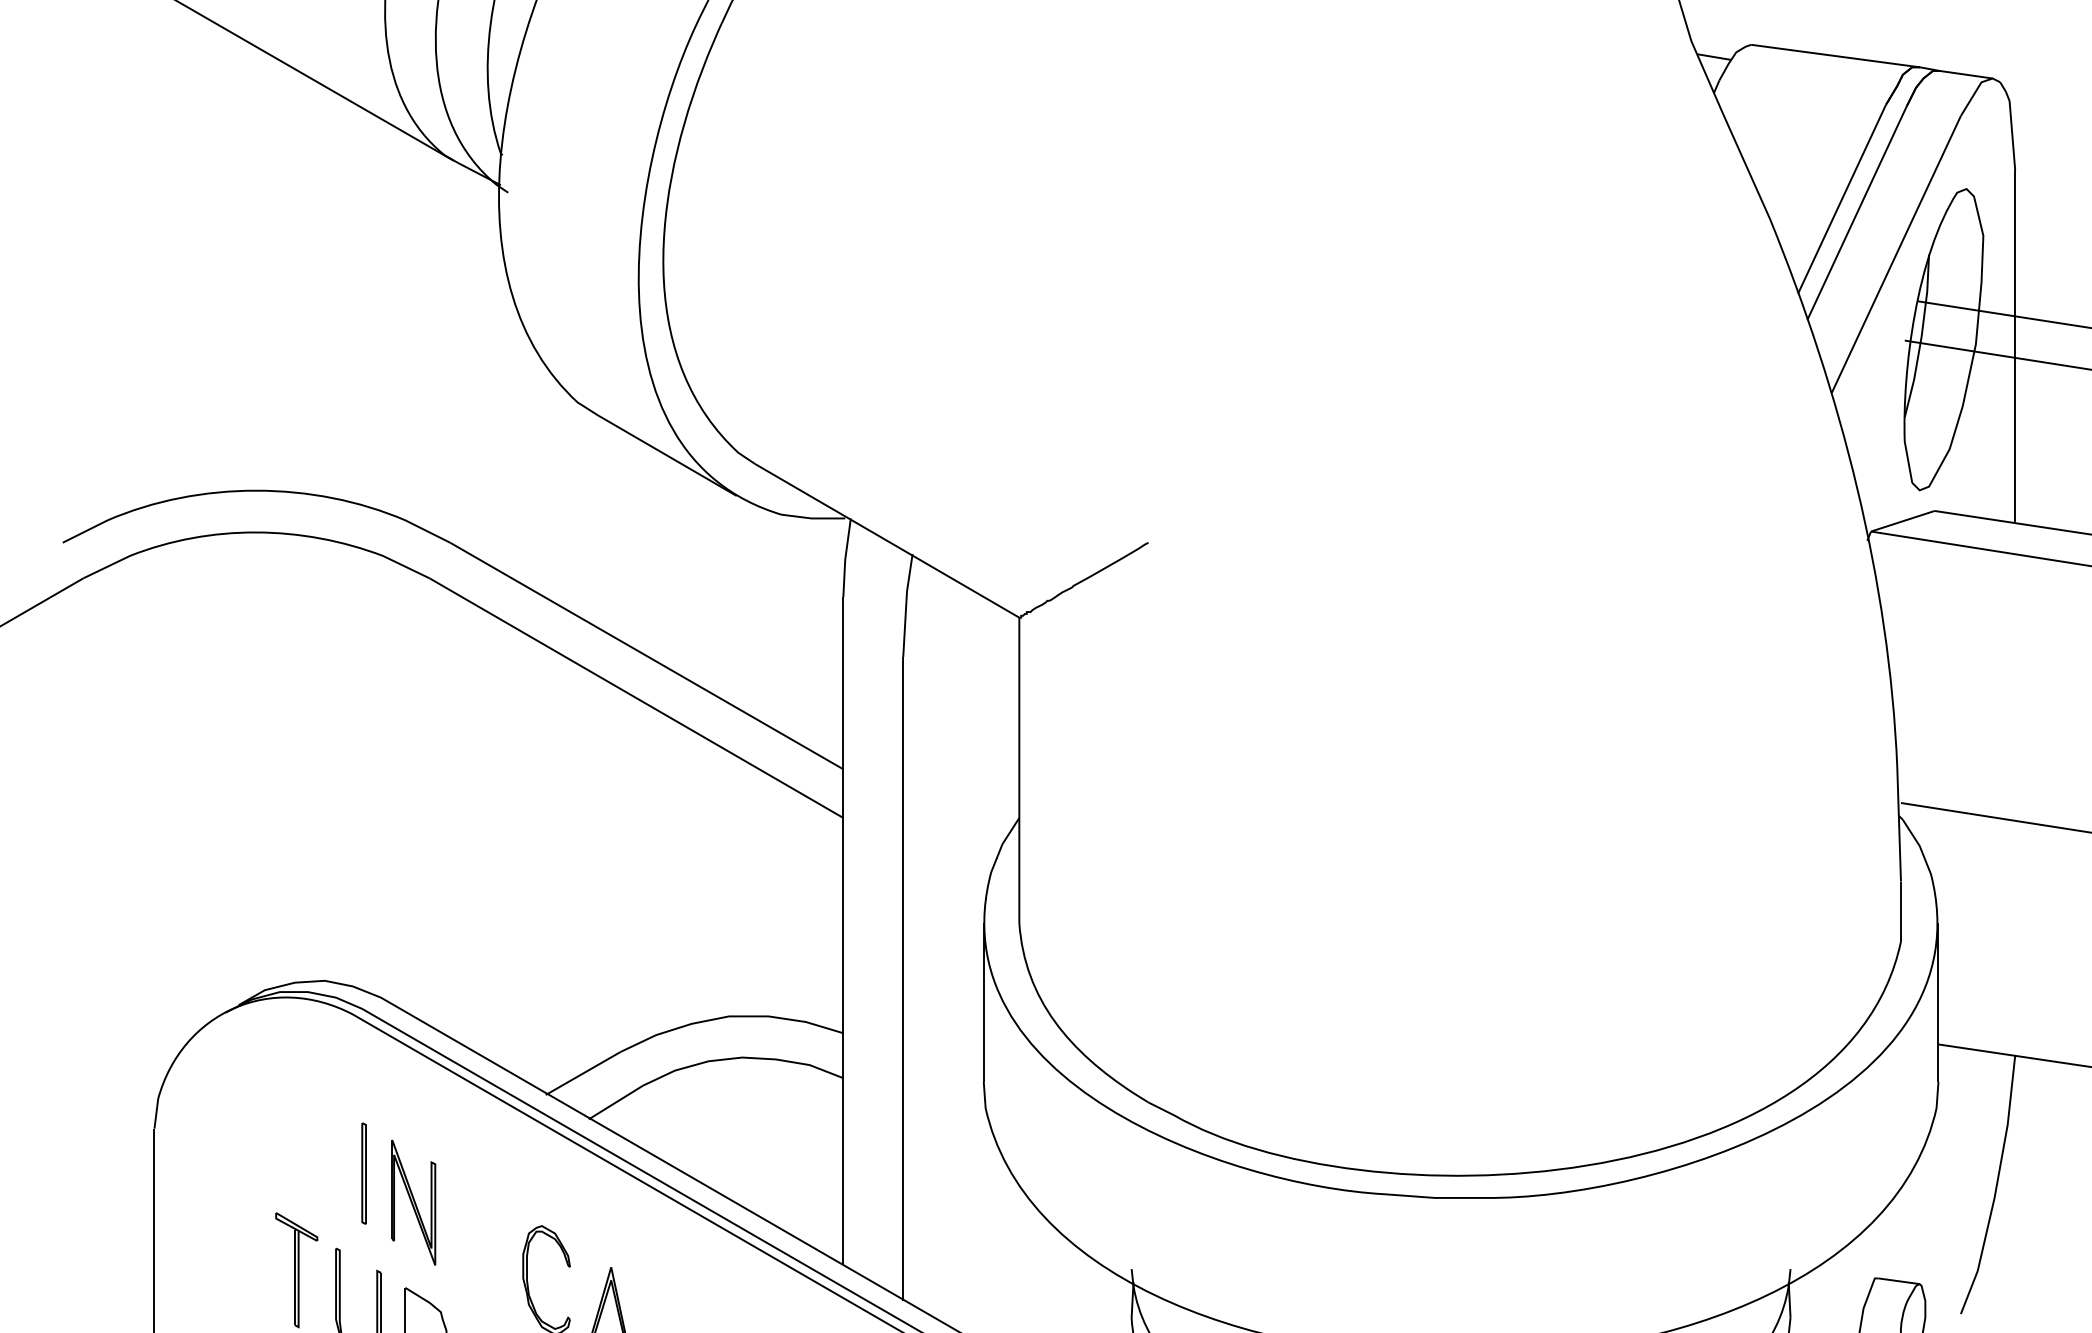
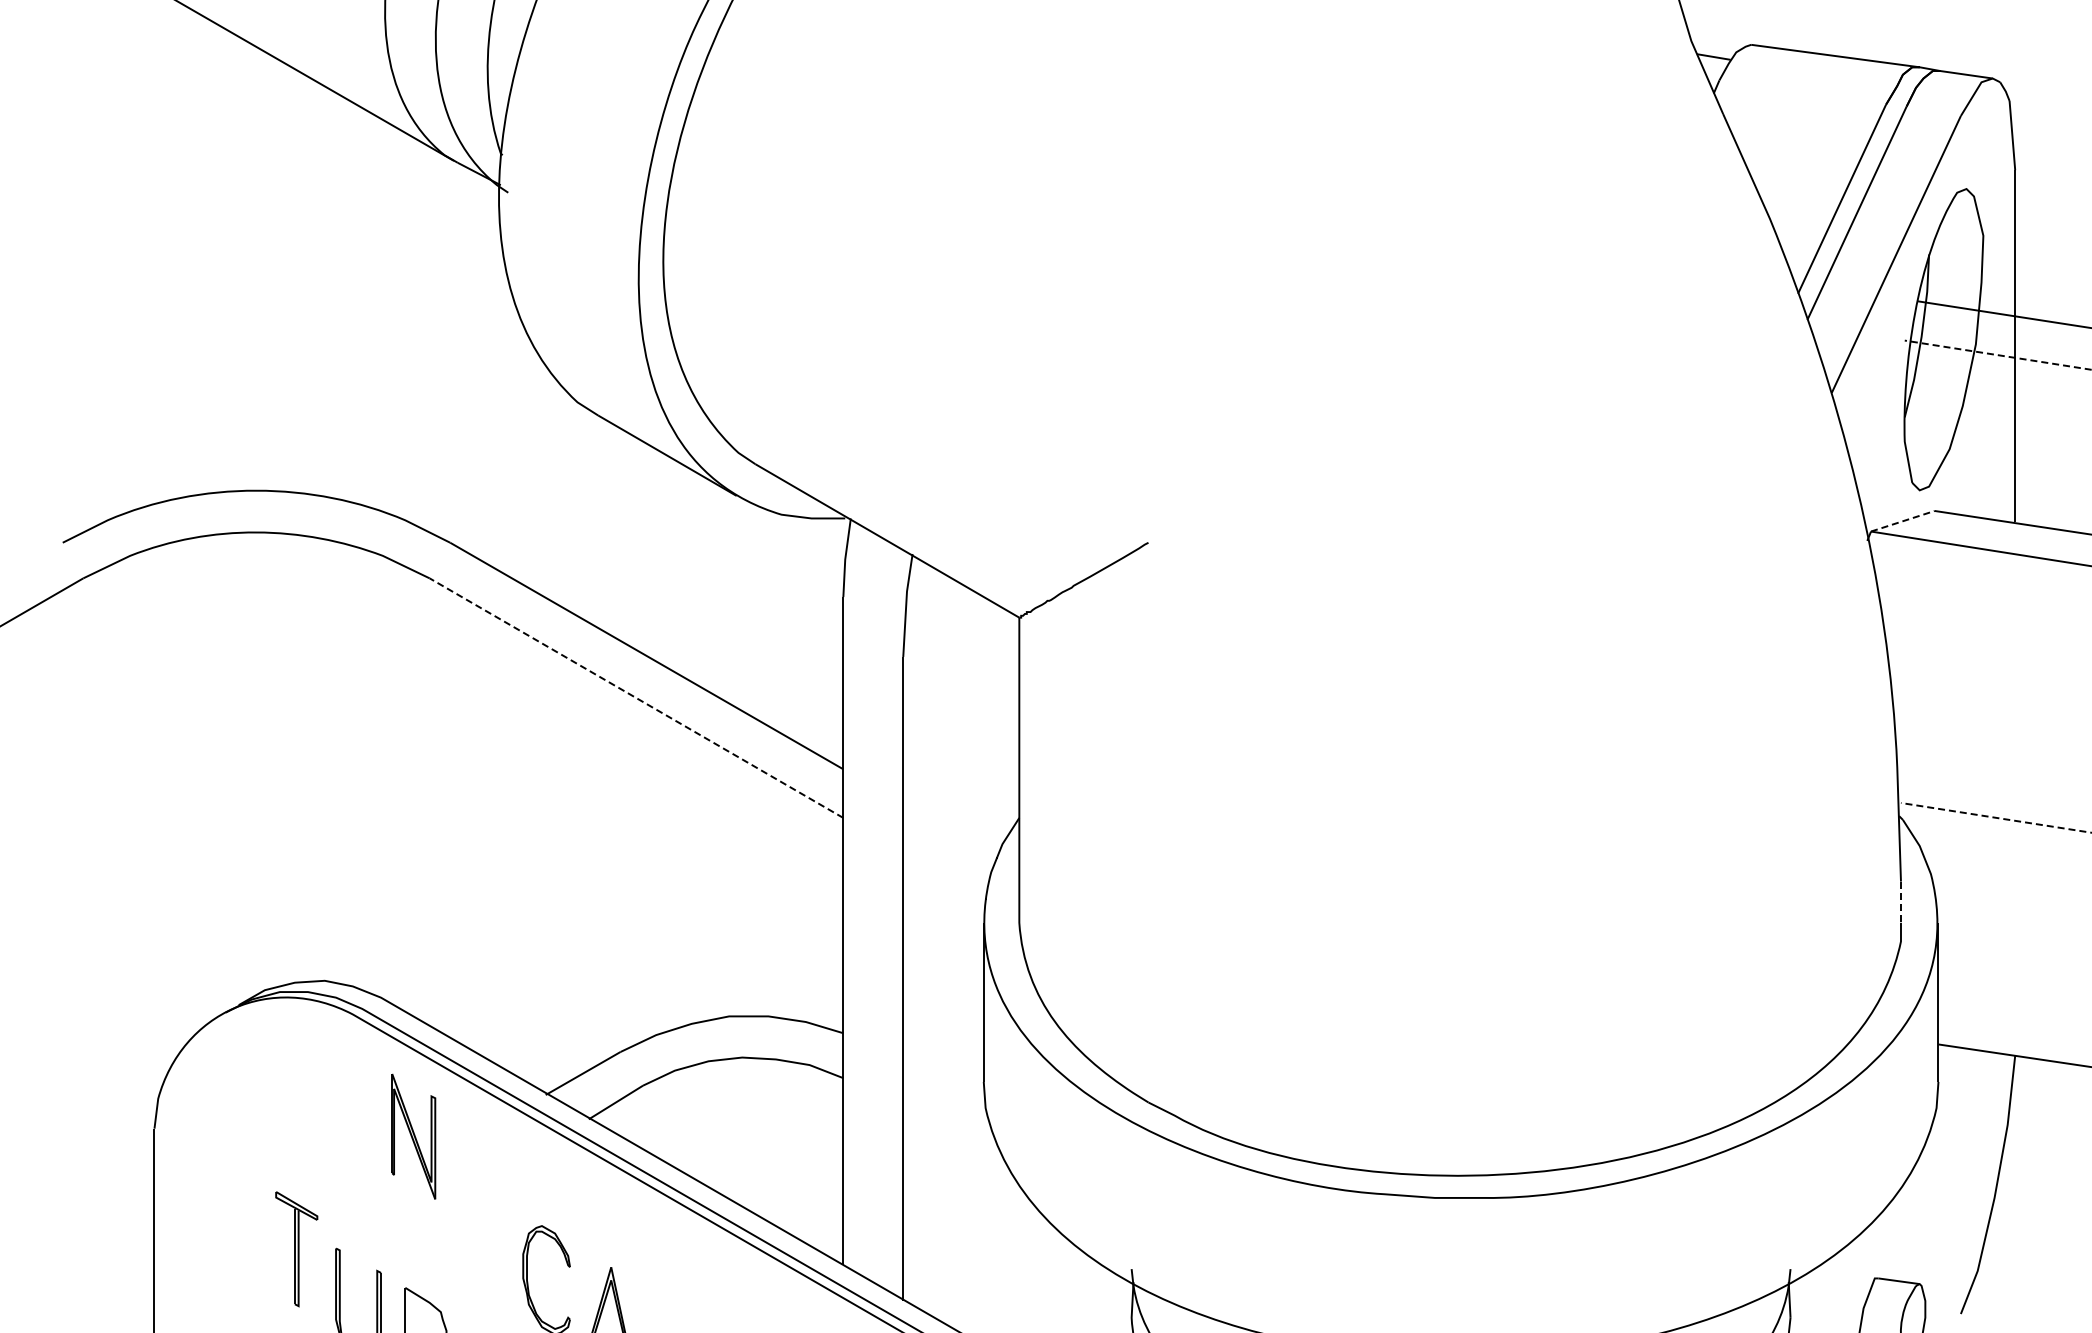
line: solid -> dashed (1997, 355)
line: solid -> dashed (1903, 521)
line: solid -> dashed (636, 697)
line: solid -> dashed (1995, 817)
line: solid -> dashed (1900, 902)
part: present -> none (363, 1173)
part position: (413, 1202) -> (413, 1136) (413, 1136)
part position: (296, 1270) -> (296, 1249) (296, 1249)
